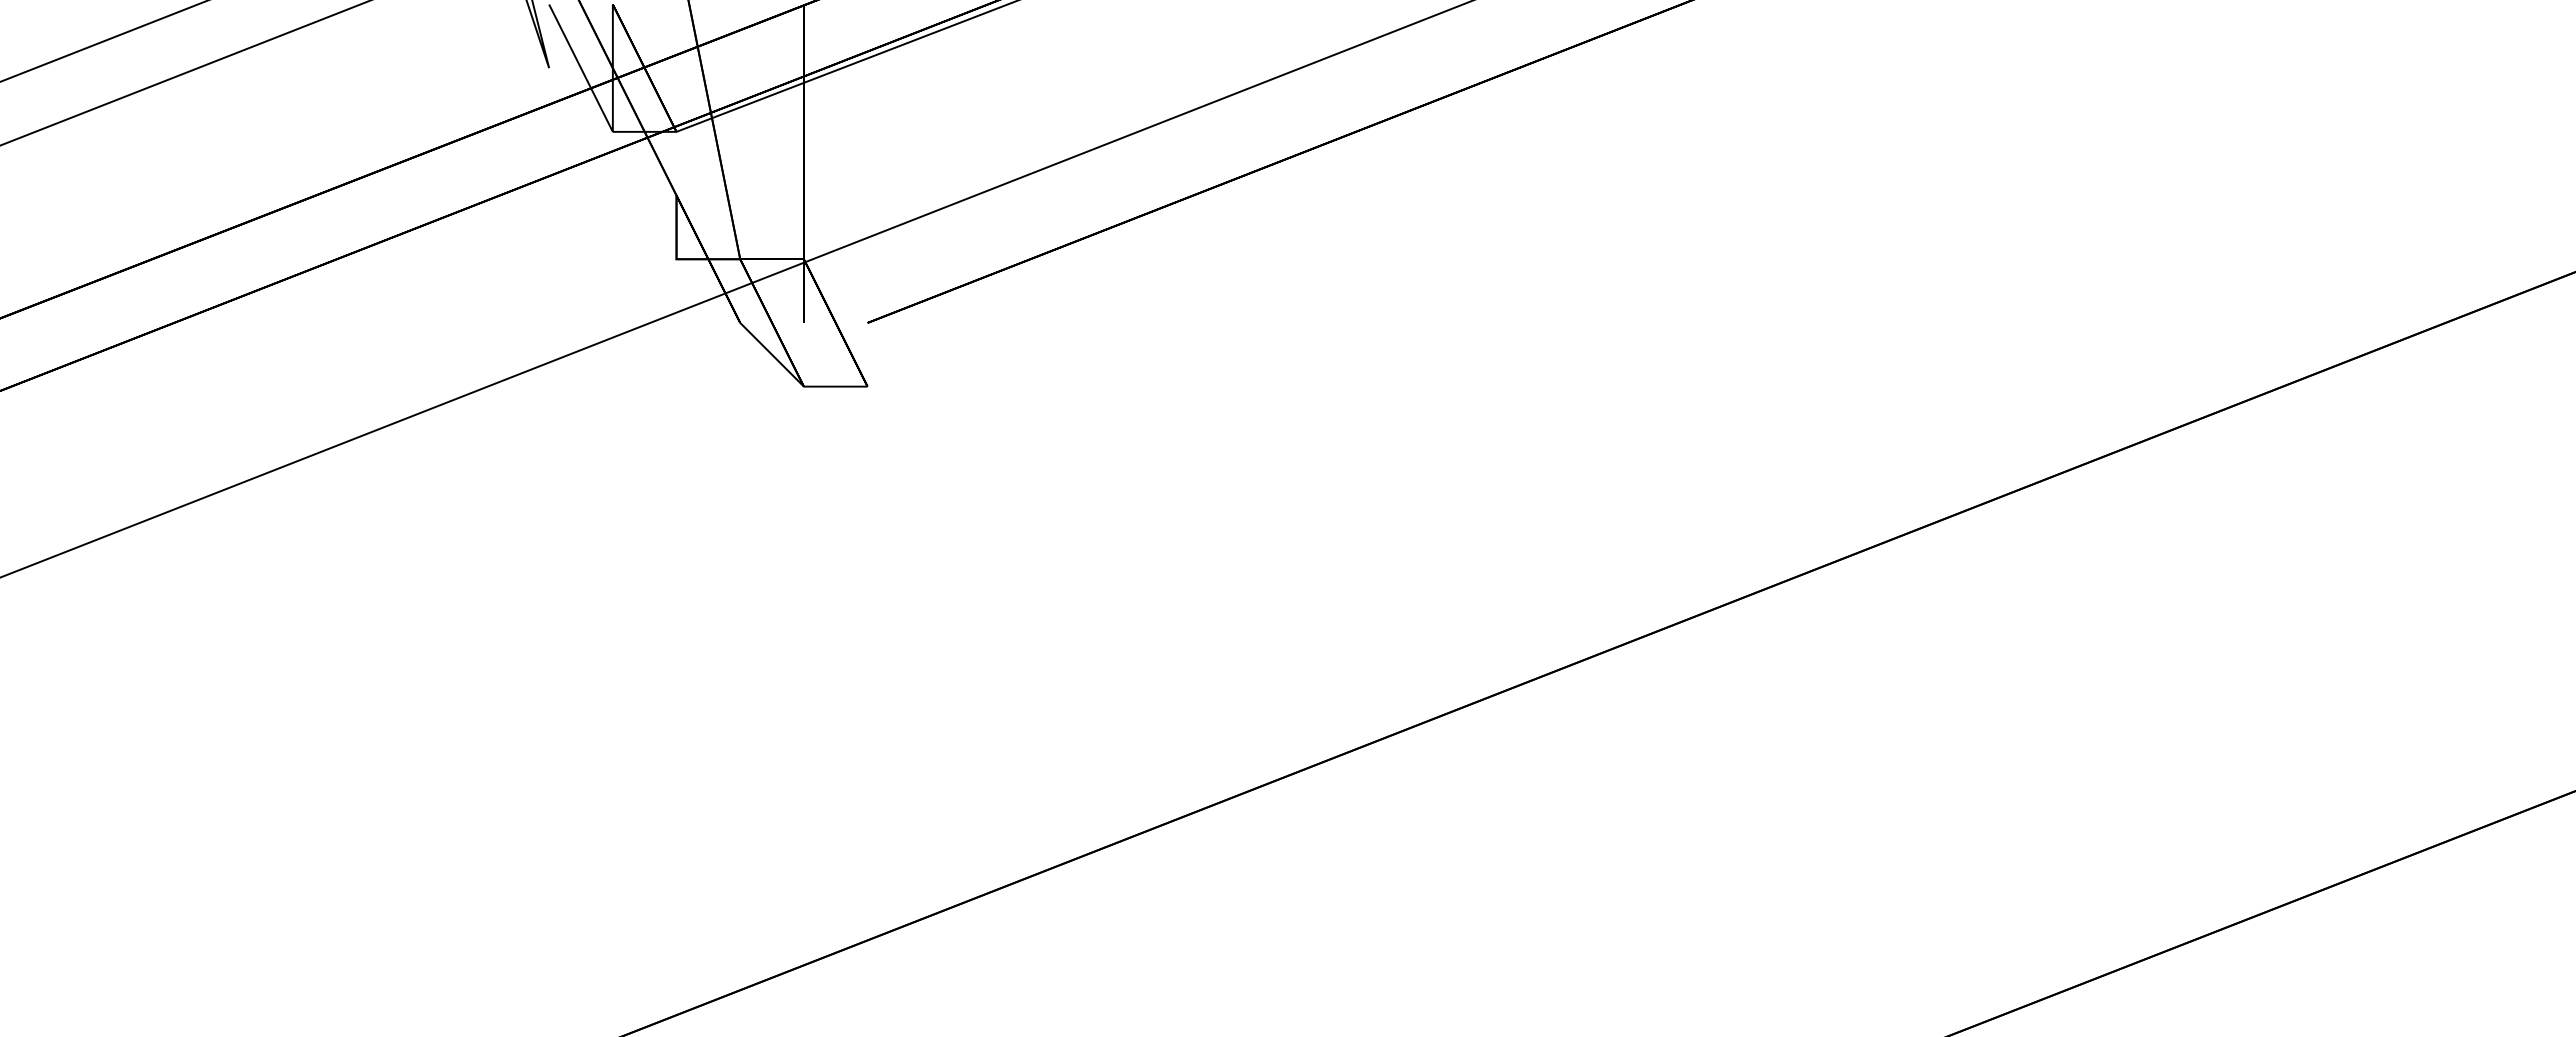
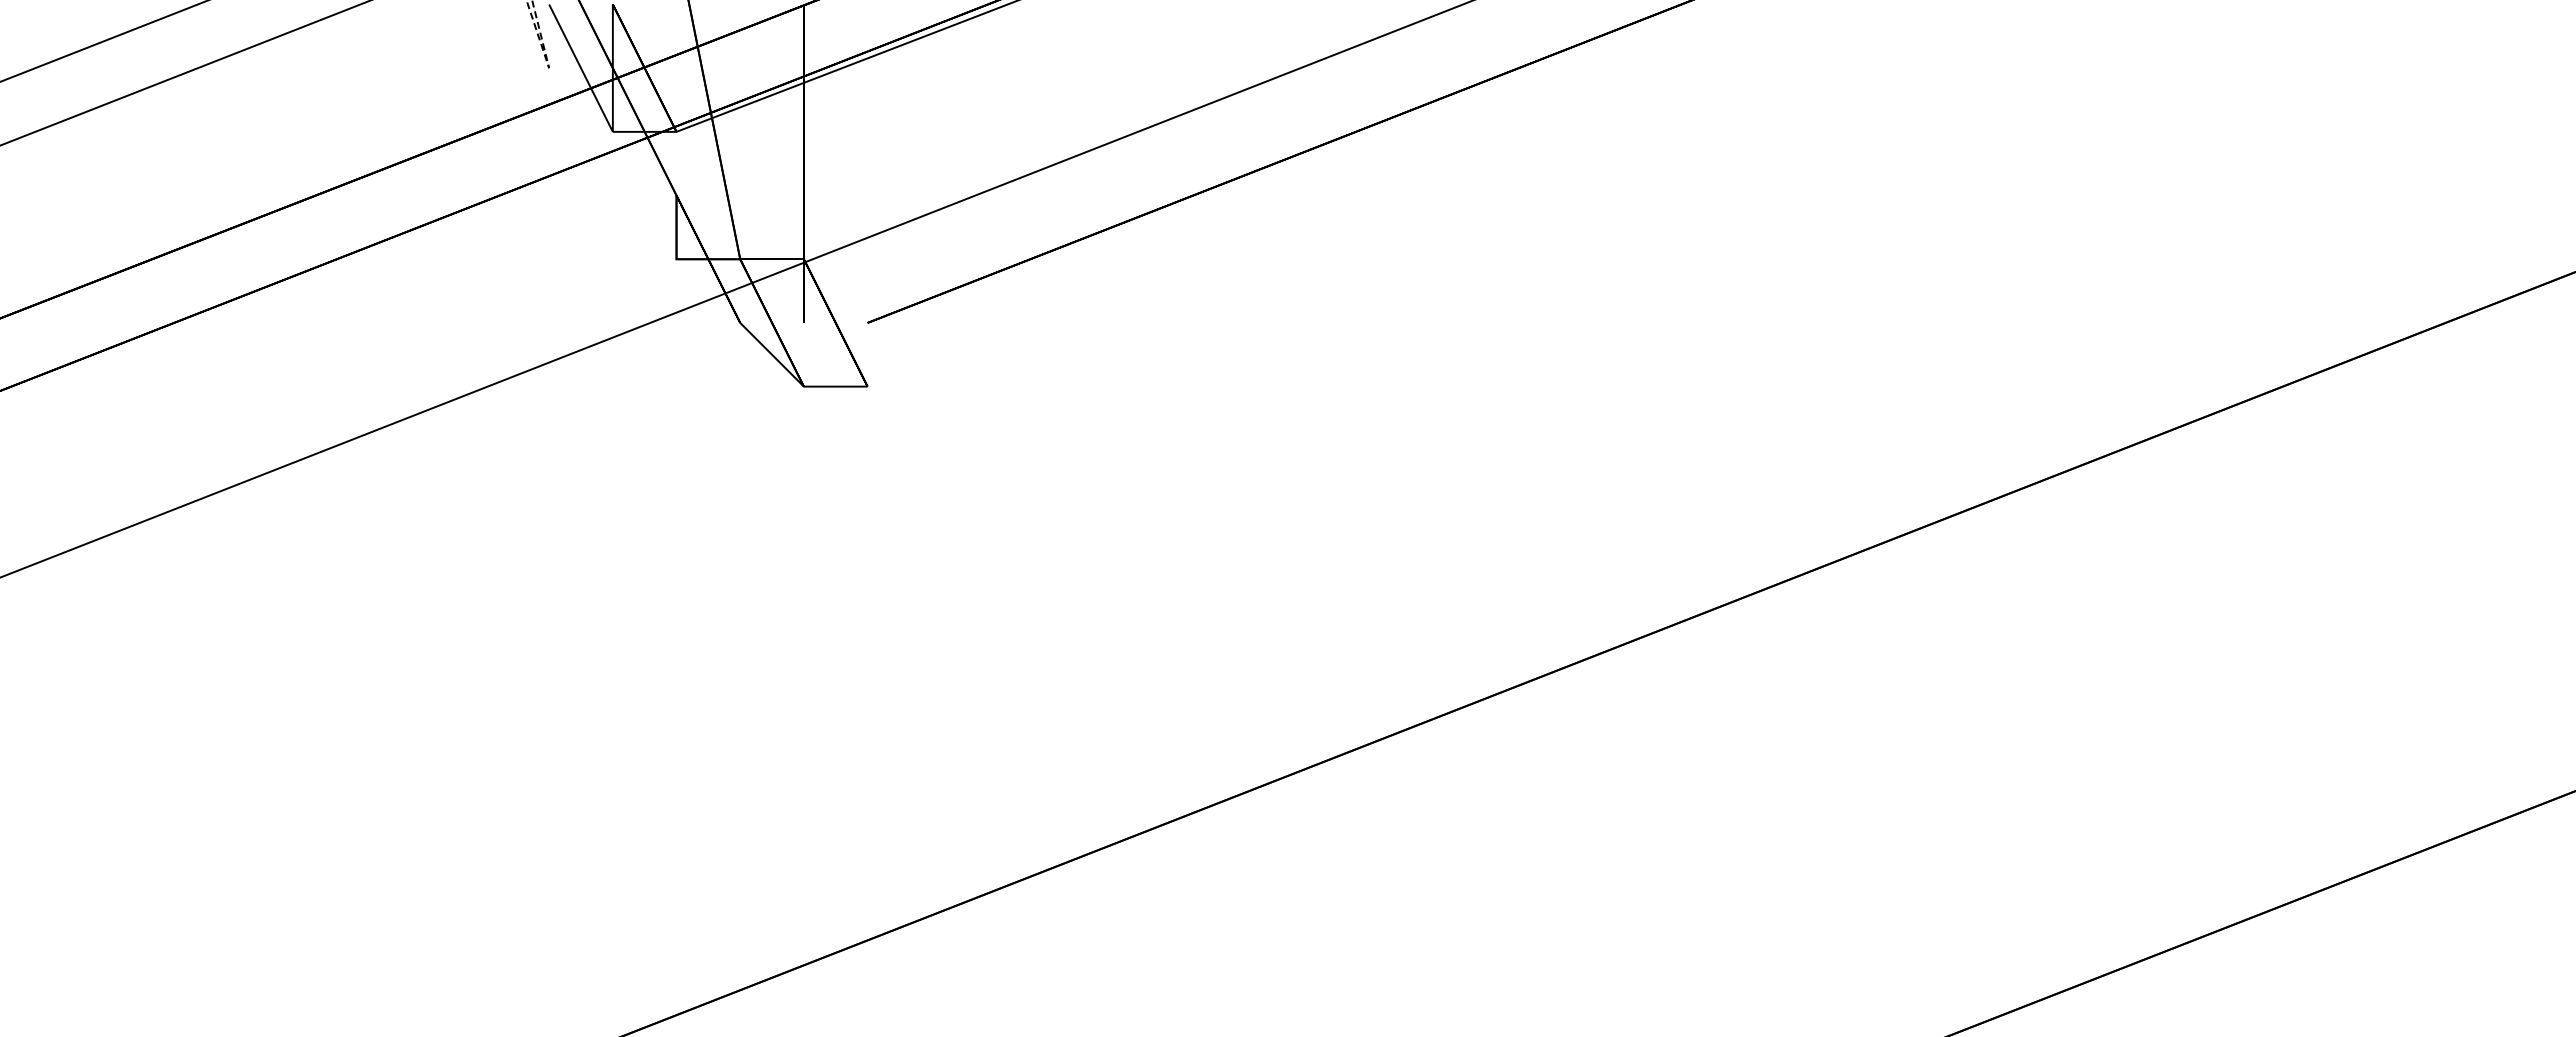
line: solid -> dashed (549, 68)
